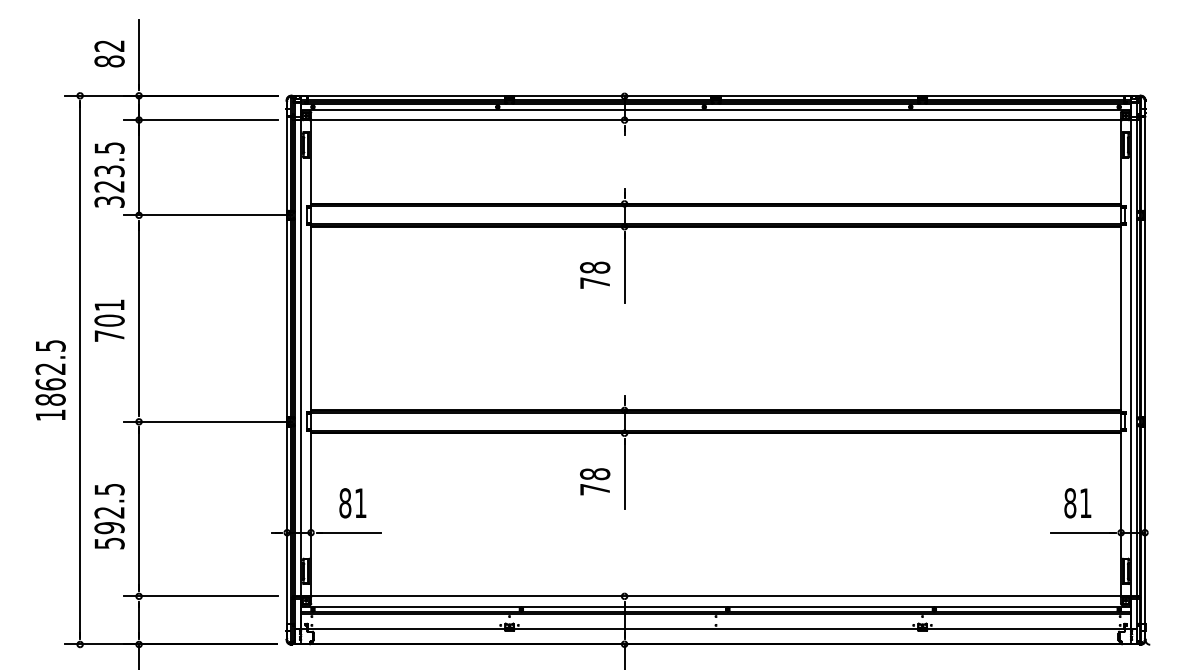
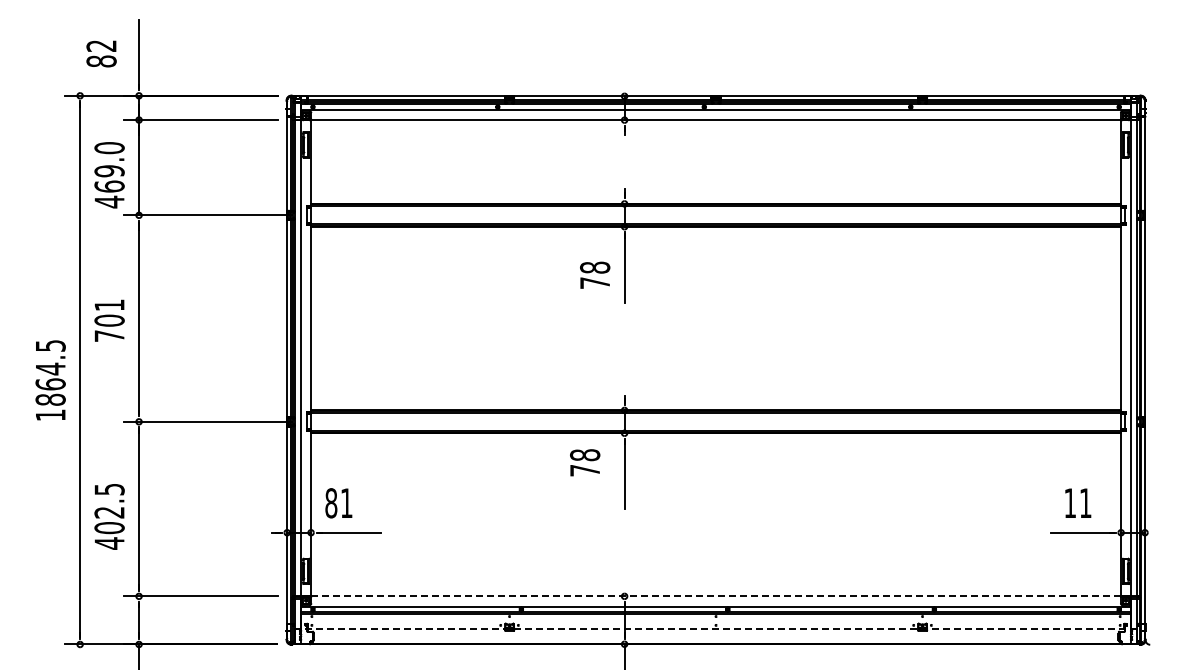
text position: (109, 53) -> (101, 53) (101, 53)
text: 323.5 -> 469.0 (109, 175)
text: 1862.5 -> 1864.5 (50, 368)
text position: (595, 481) -> (585, 462) (585, 462)
text position: (352, 503) -> (338, 503) (338, 503)
text: 81 -> 11 (1070, 503)
text: 592.5 -> 402.5 (109, 535)
line: solid -> dashed (716, 596)
line: solid -> dashed (715, 628)
